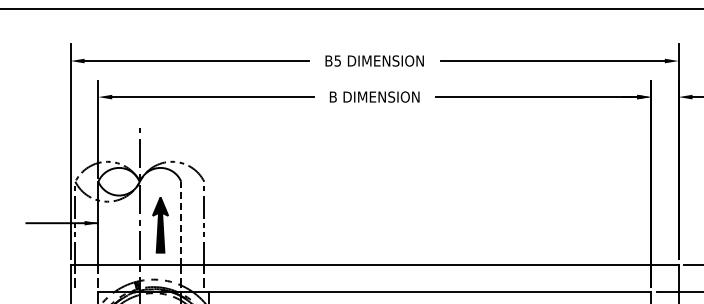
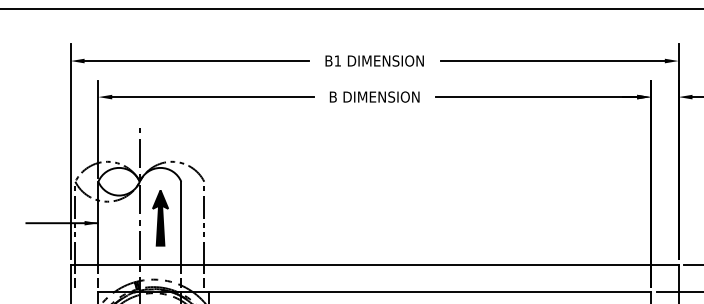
text: B5 -> B1 (337, 60)
line: dashed -> solid (181, 222)
part position: (160, 225) -> (160, 218) (160, 218)
